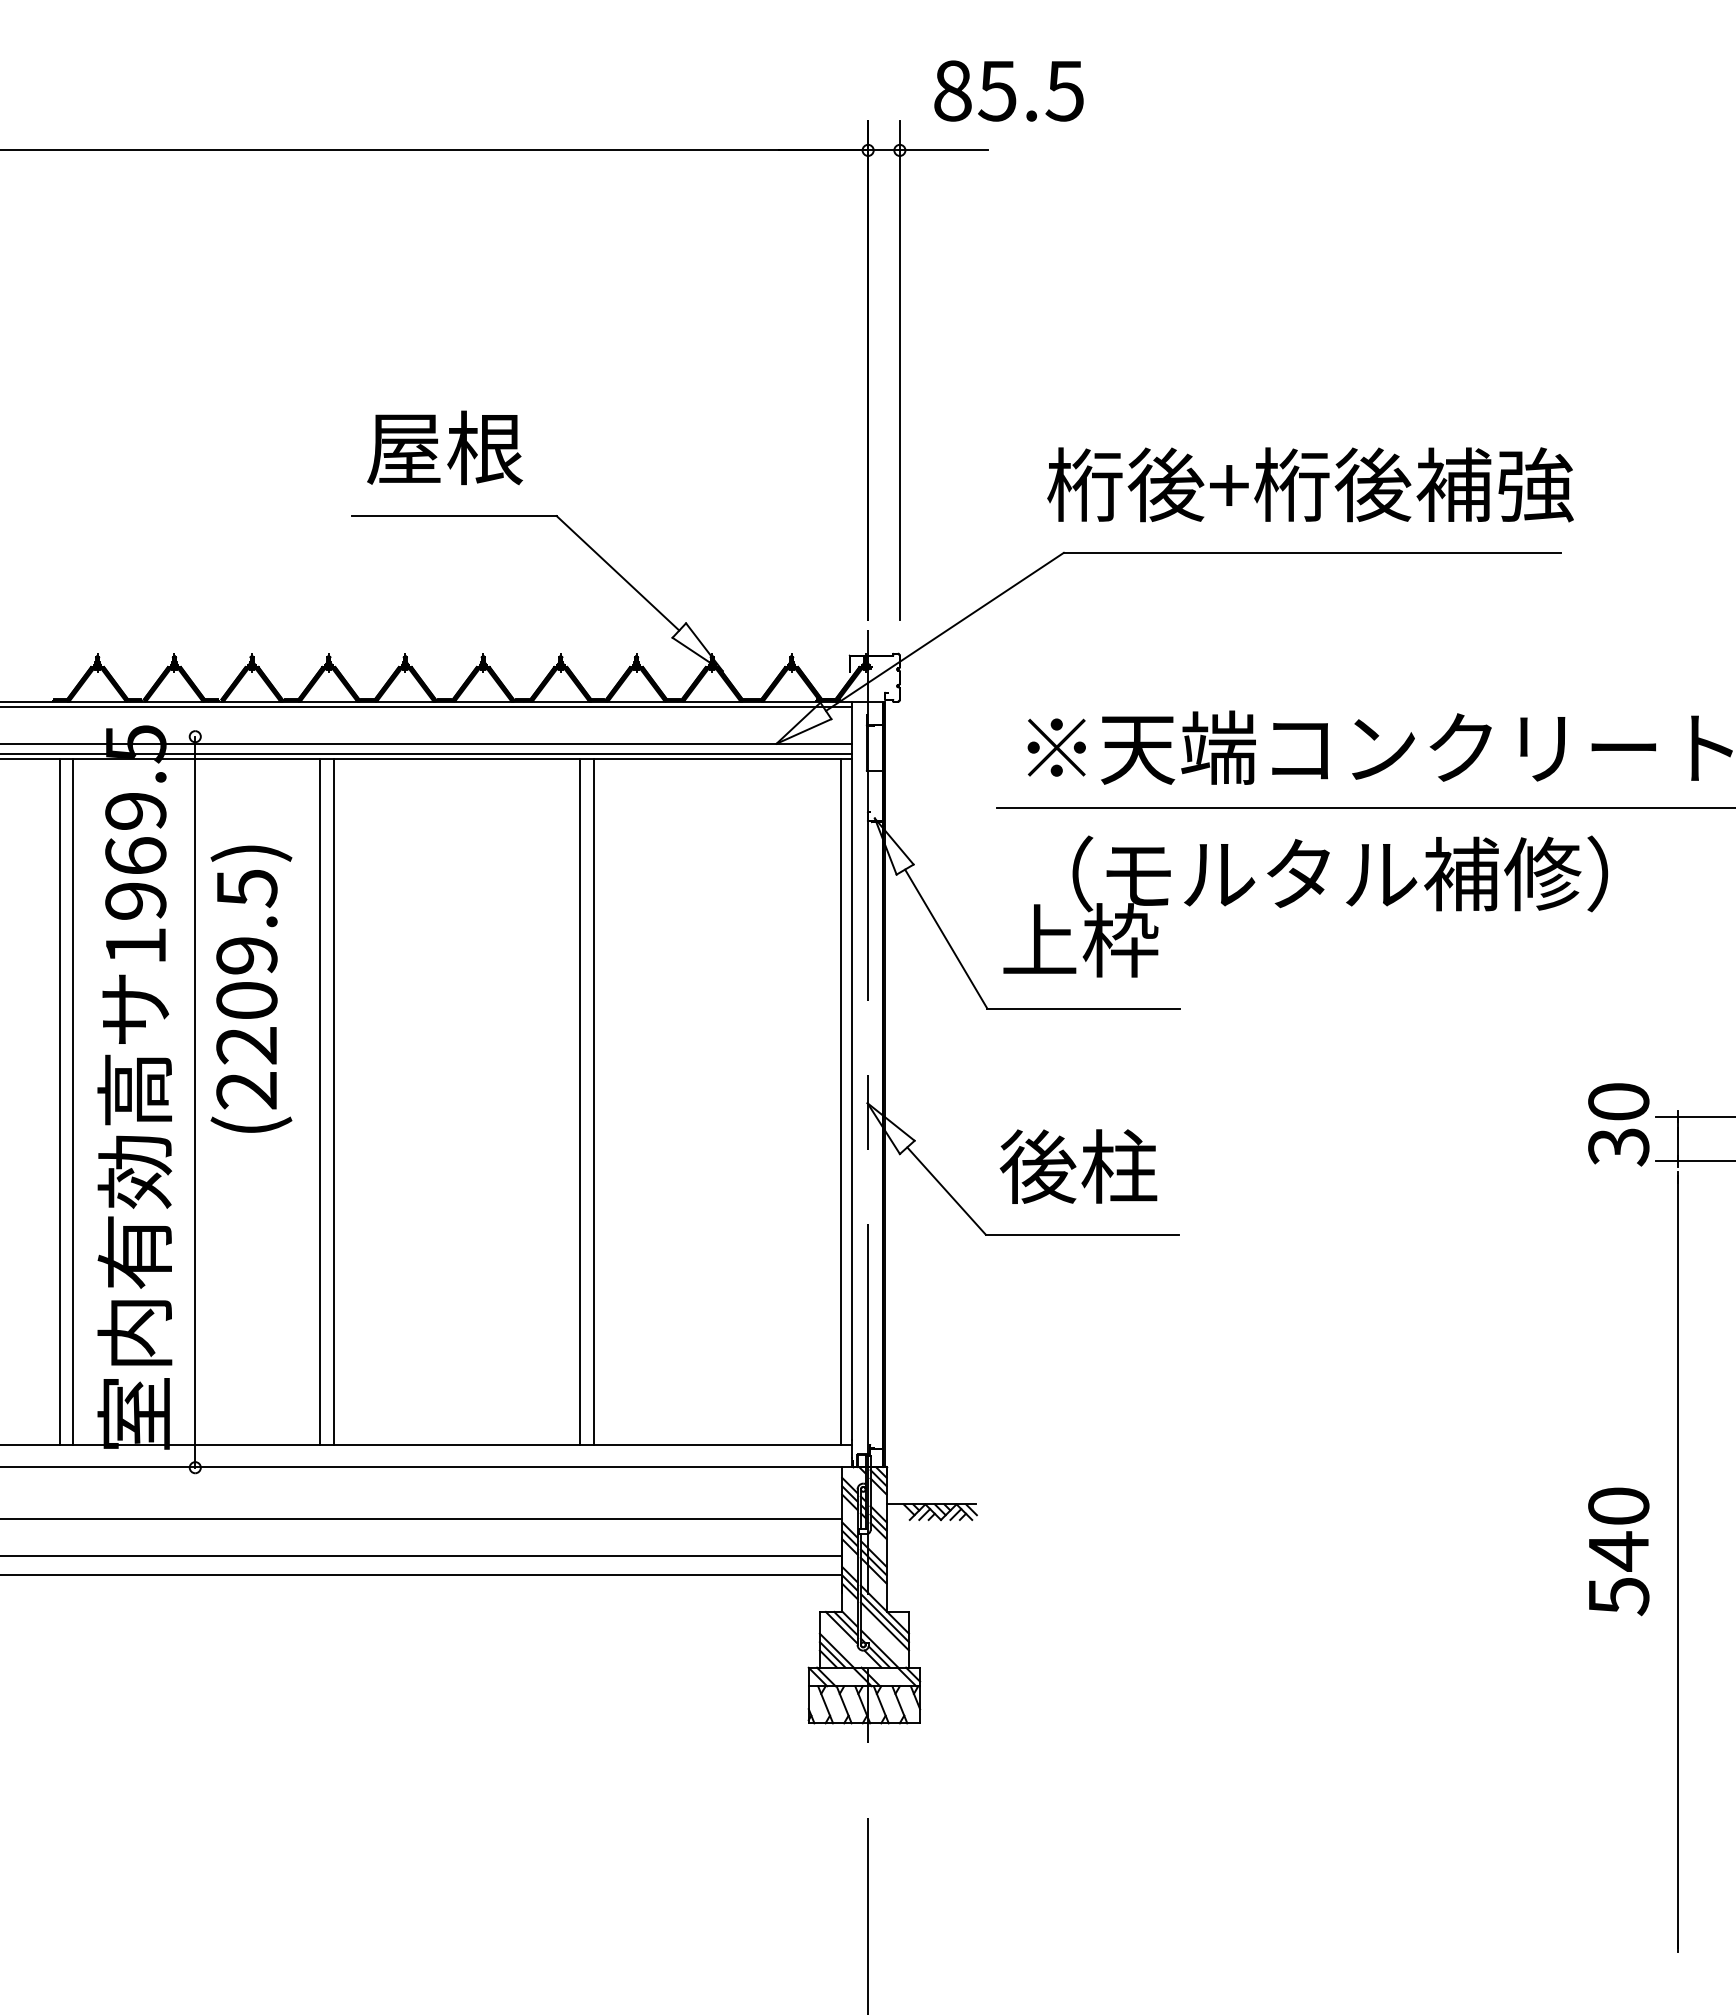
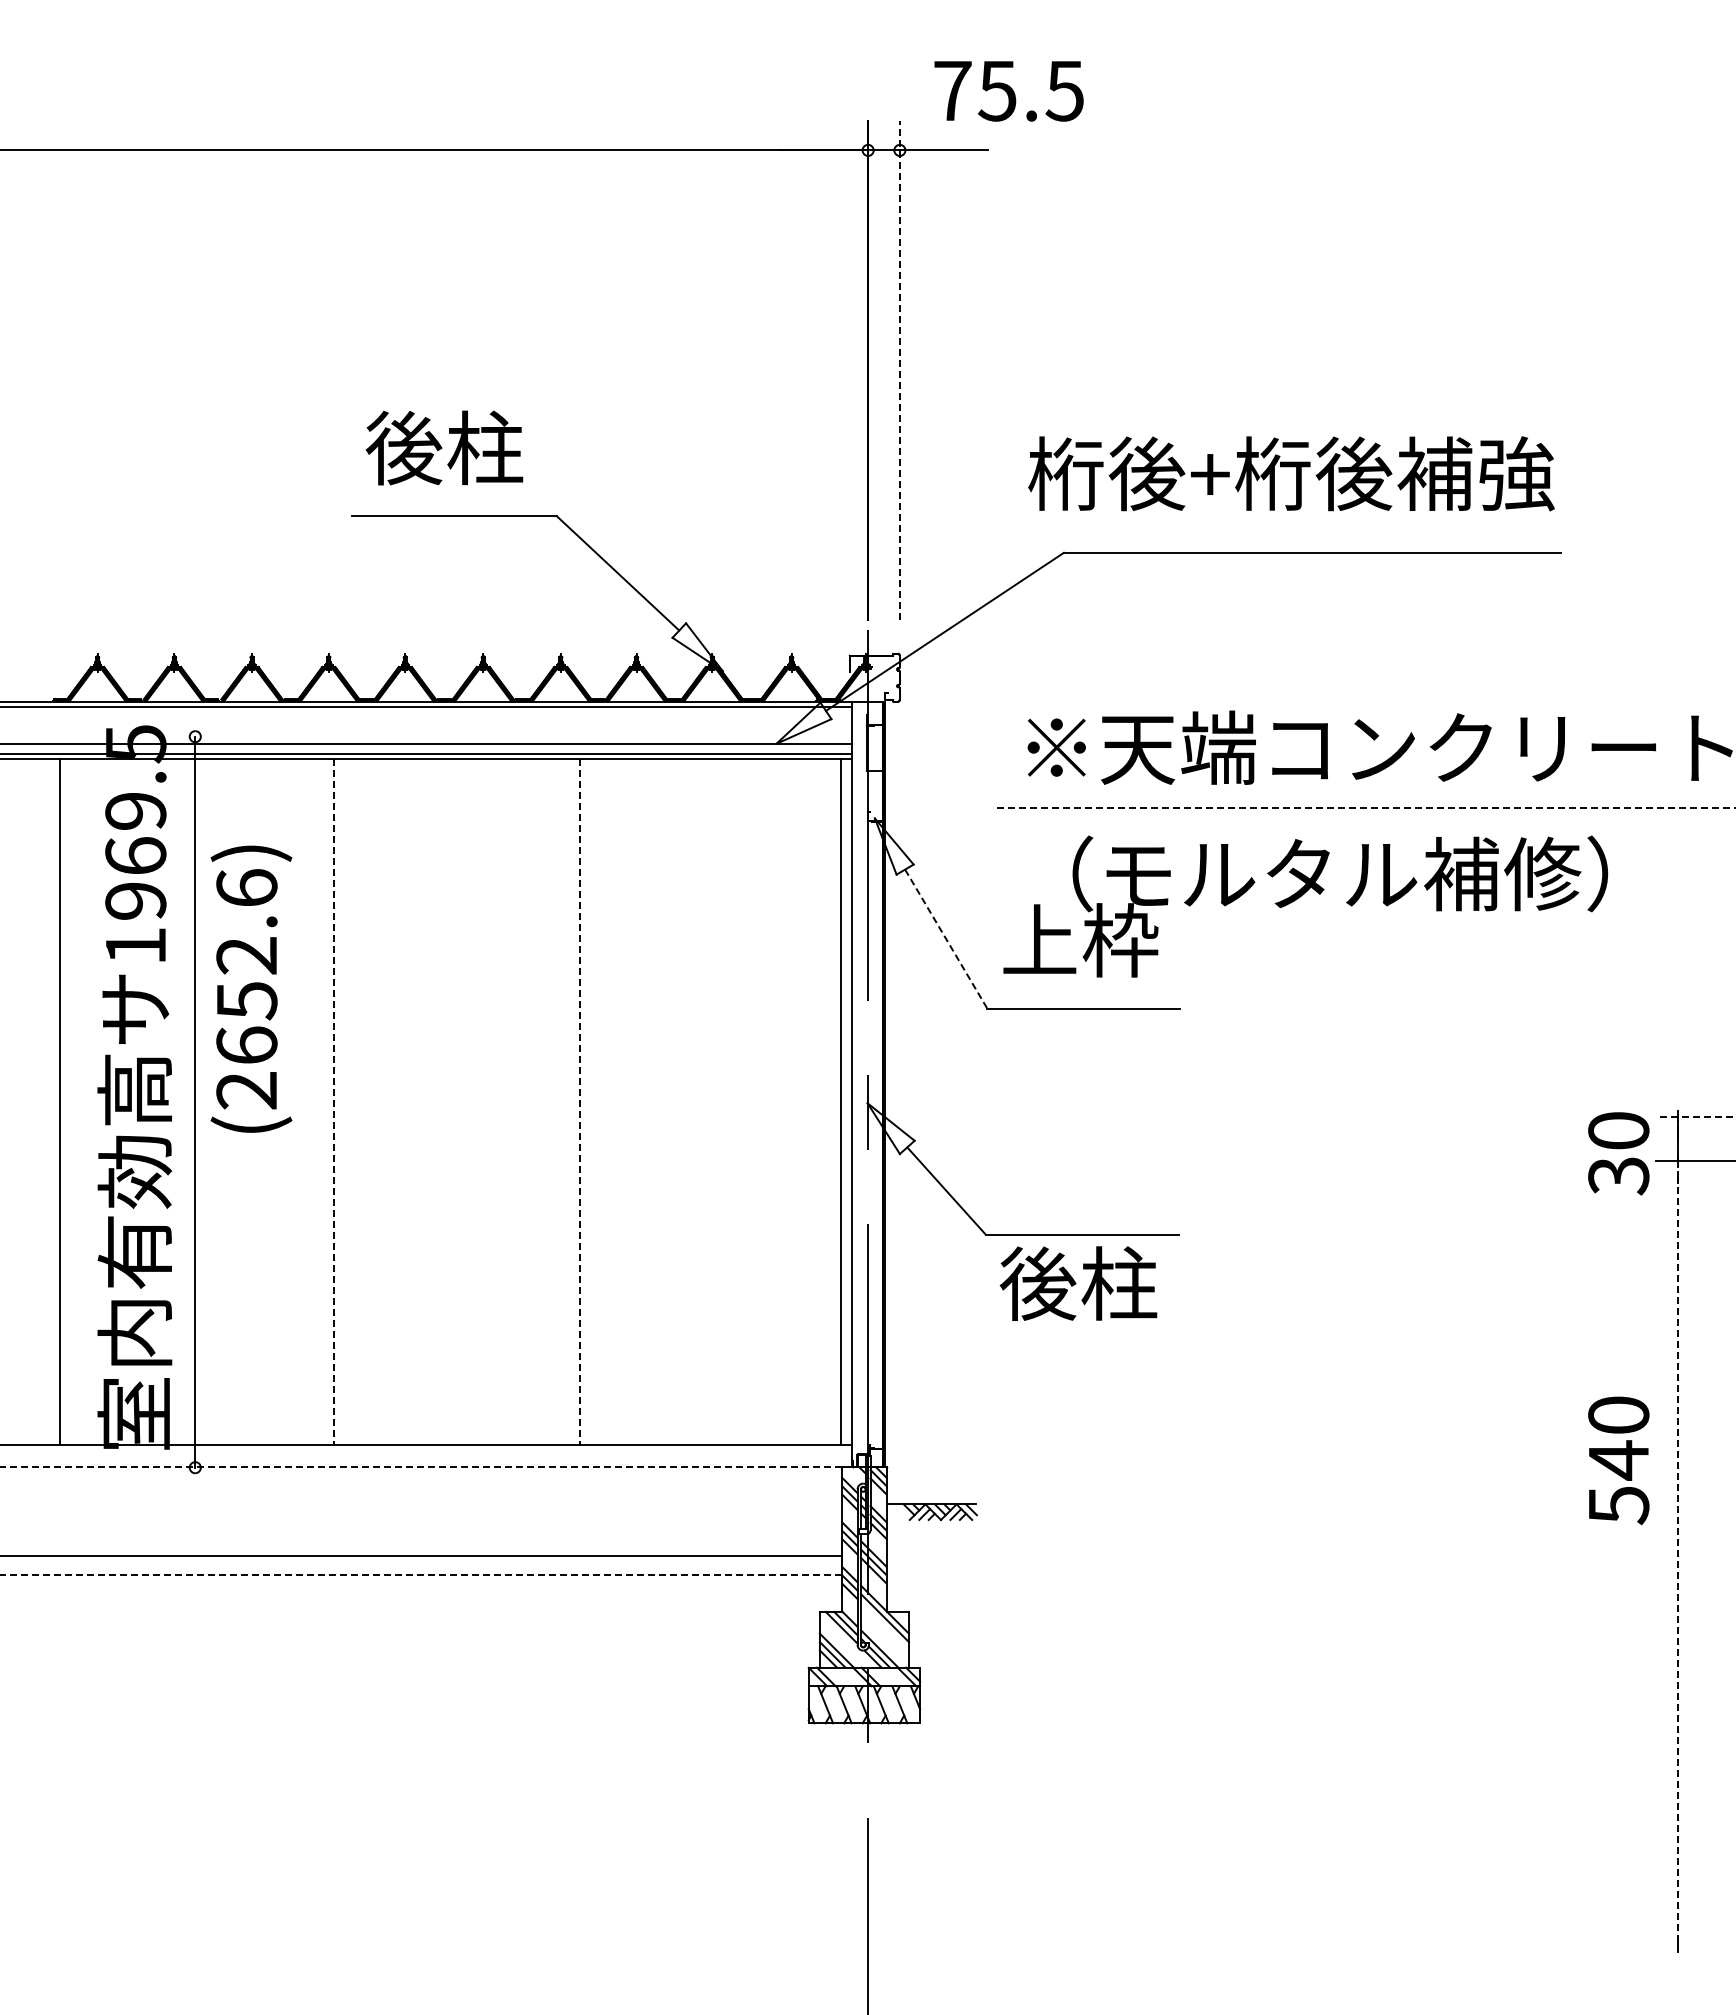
text: 85.5 -> 75.5 (952, 90)
line: solid -> dashed (899, 370)
text: 屋根 -> 後柱 (444, 447)
text position: (1310, 484) -> (1291, 473) (1291, 473)
line: solid -> dashed (1366, 808)
line: solid -> dashed (946, 939)
text: (2209.5) -> (2652.6) (246, 966)
line: present -> none (73, 1101)
line: present -> none (319, 1101)
line: present -> none (593, 1101)
line: solid -> dashed (333, 1102)
line: solid -> dashed (579, 1102)
line: solid -> dashed (1695, 1116)
text position: (1618, 1124) -> (1618, 1153) (1618, 1153)
text position: (1078, 1166) -> (1078, 1283) (1078, 1283)
line: solid -> dashed (421, 1467)
line: present -> none (422, 1519)
text position: (1618, 1551) -> (1618, 1460) (1618, 1460)
line: solid -> dashed (1678, 1562)
line: solid -> dashed (421, 1574)
line: present -> none (884, 1626)
